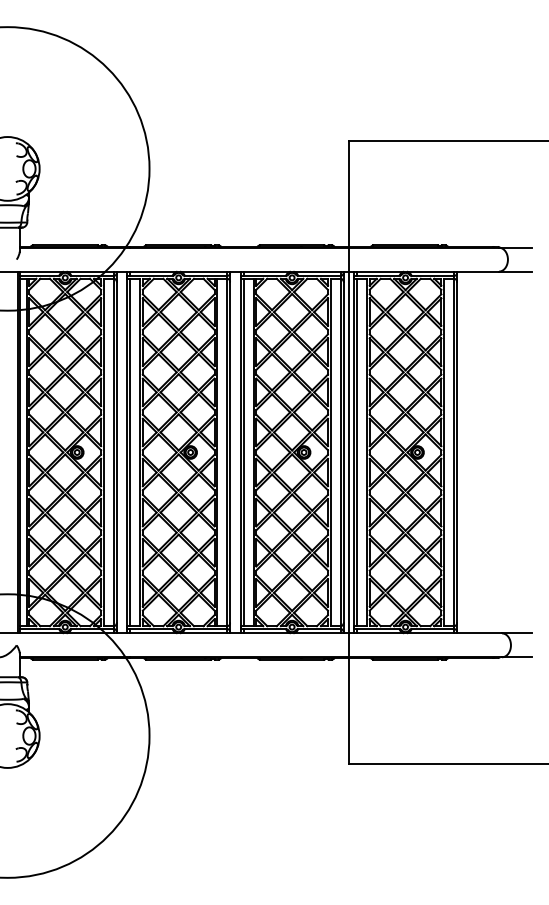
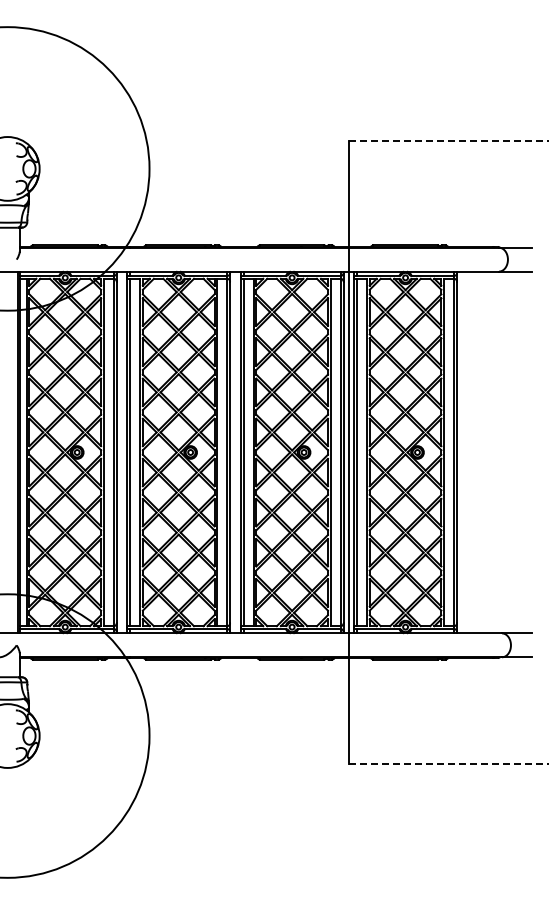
line: solid -> dashed (449, 140)
line: solid -> dashed (449, 764)
